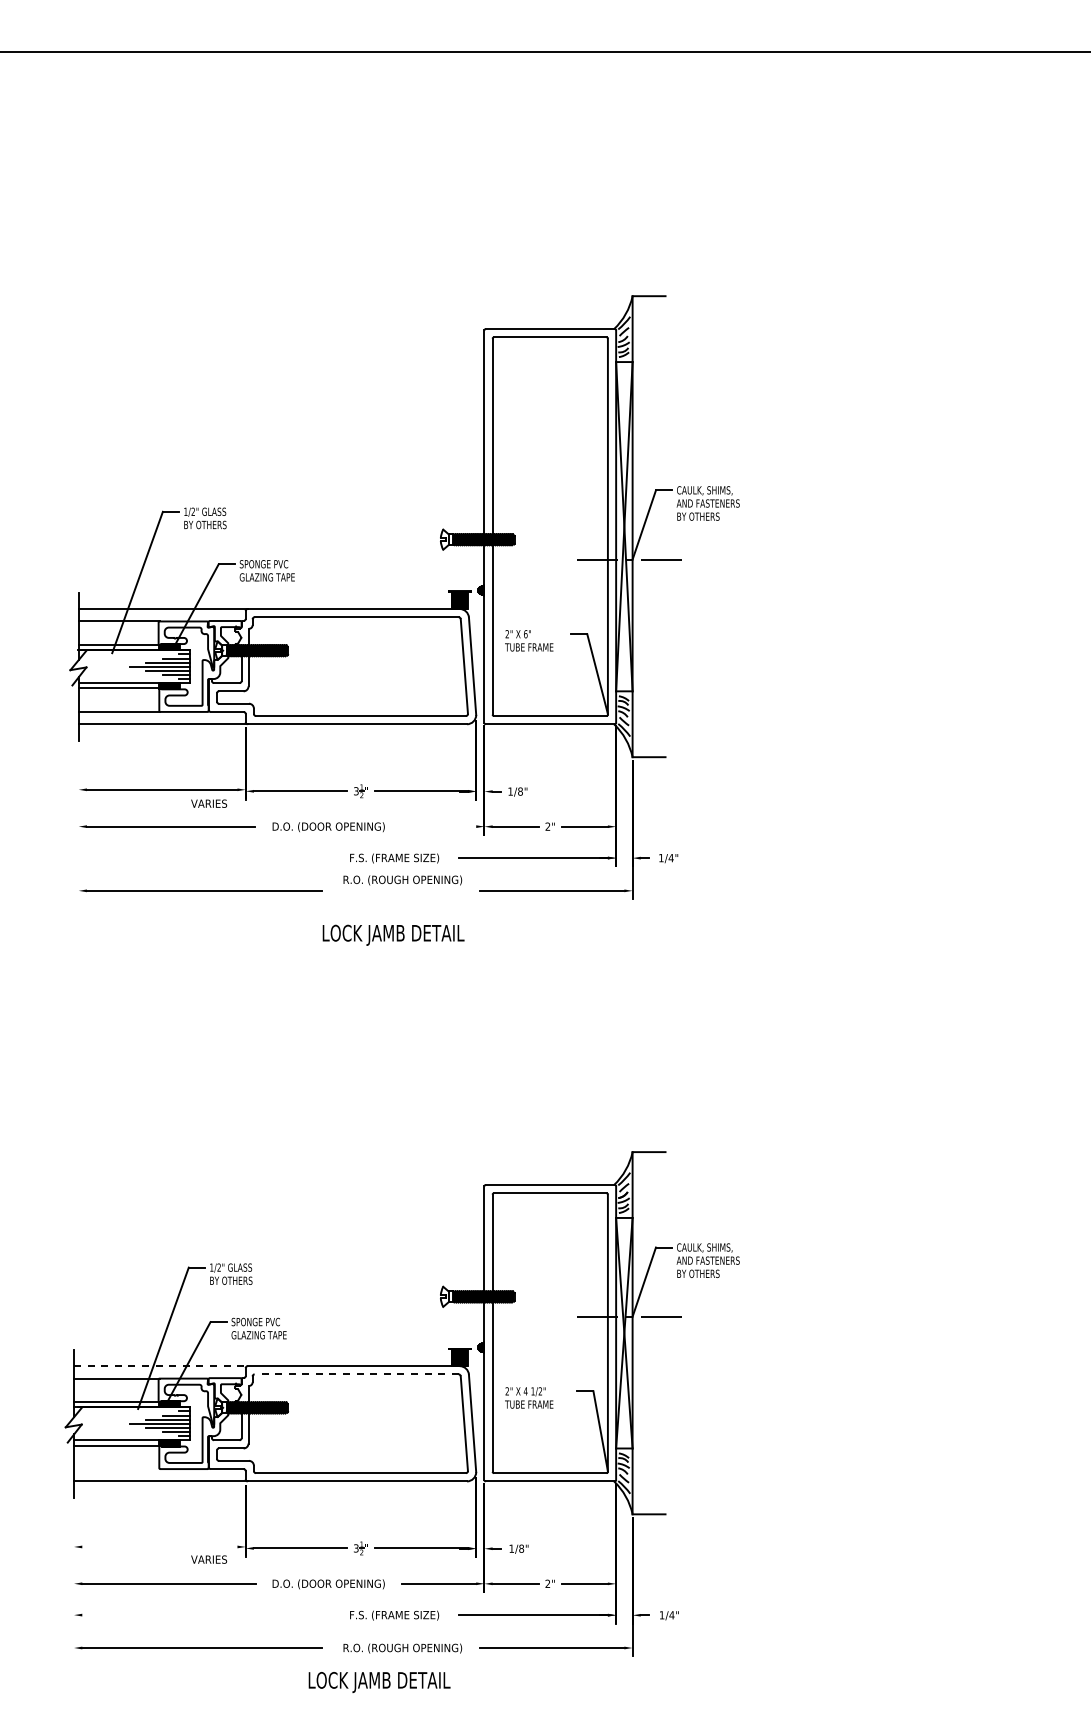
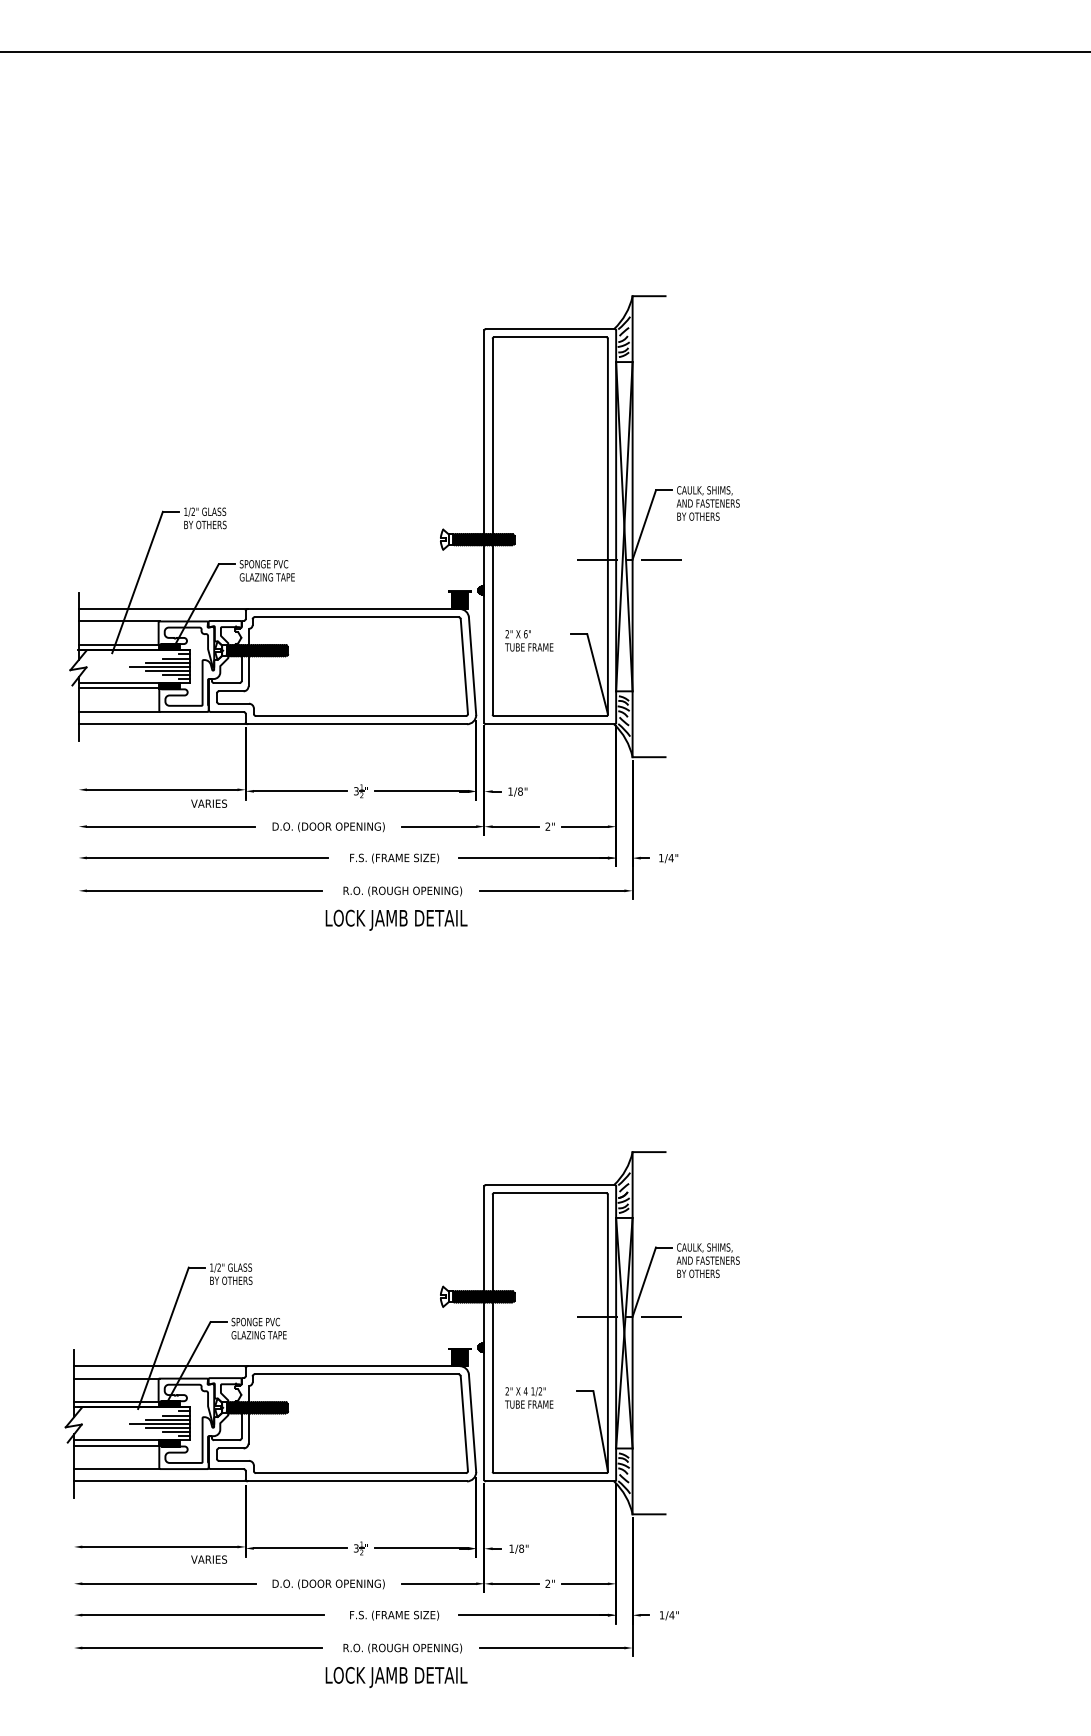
line: none -> present (438, 826)
part: none -> present (203, 857)
text position: (402, 880) -> (402, 891) (402, 891)
text position: (393, 934) -> (396, 919) (396, 919)
line: dashed -> solid (160, 1366)
line: dashed -> solid (356, 1374)
line: none -> present (117, 1469)
line: none -> present (159, 1546)
line: none -> present (203, 1615)
text position: (379, 1682) -> (396, 1677) (396, 1677)
